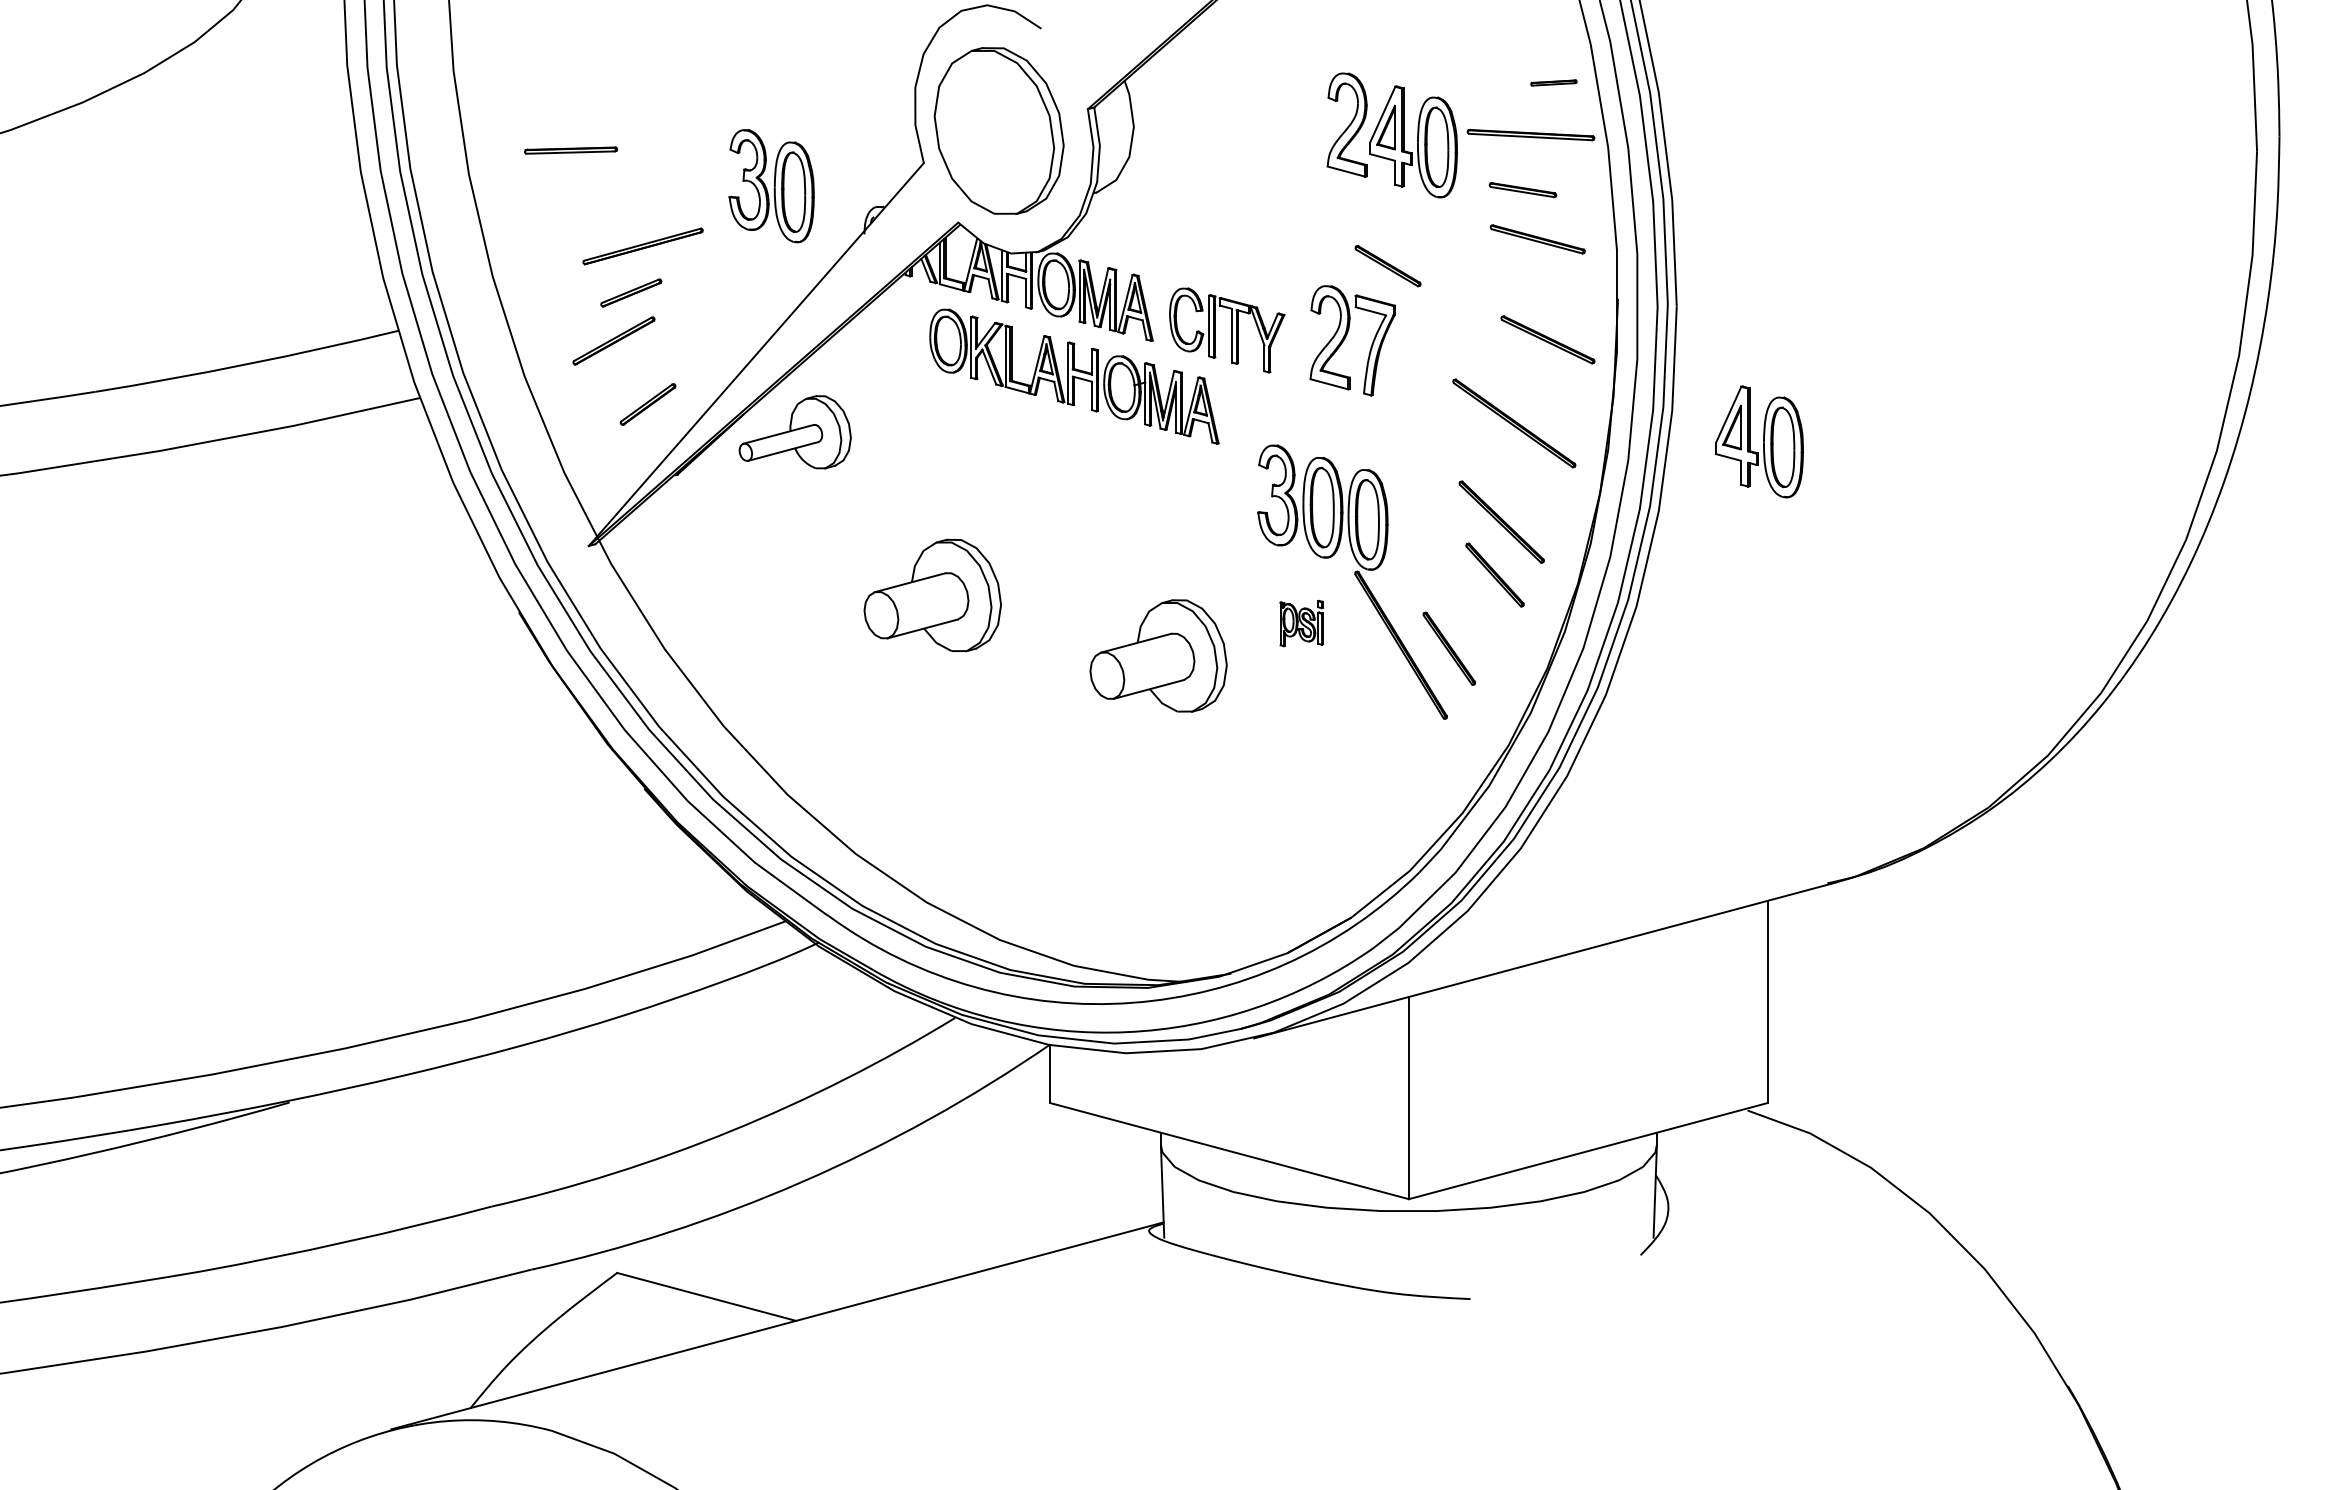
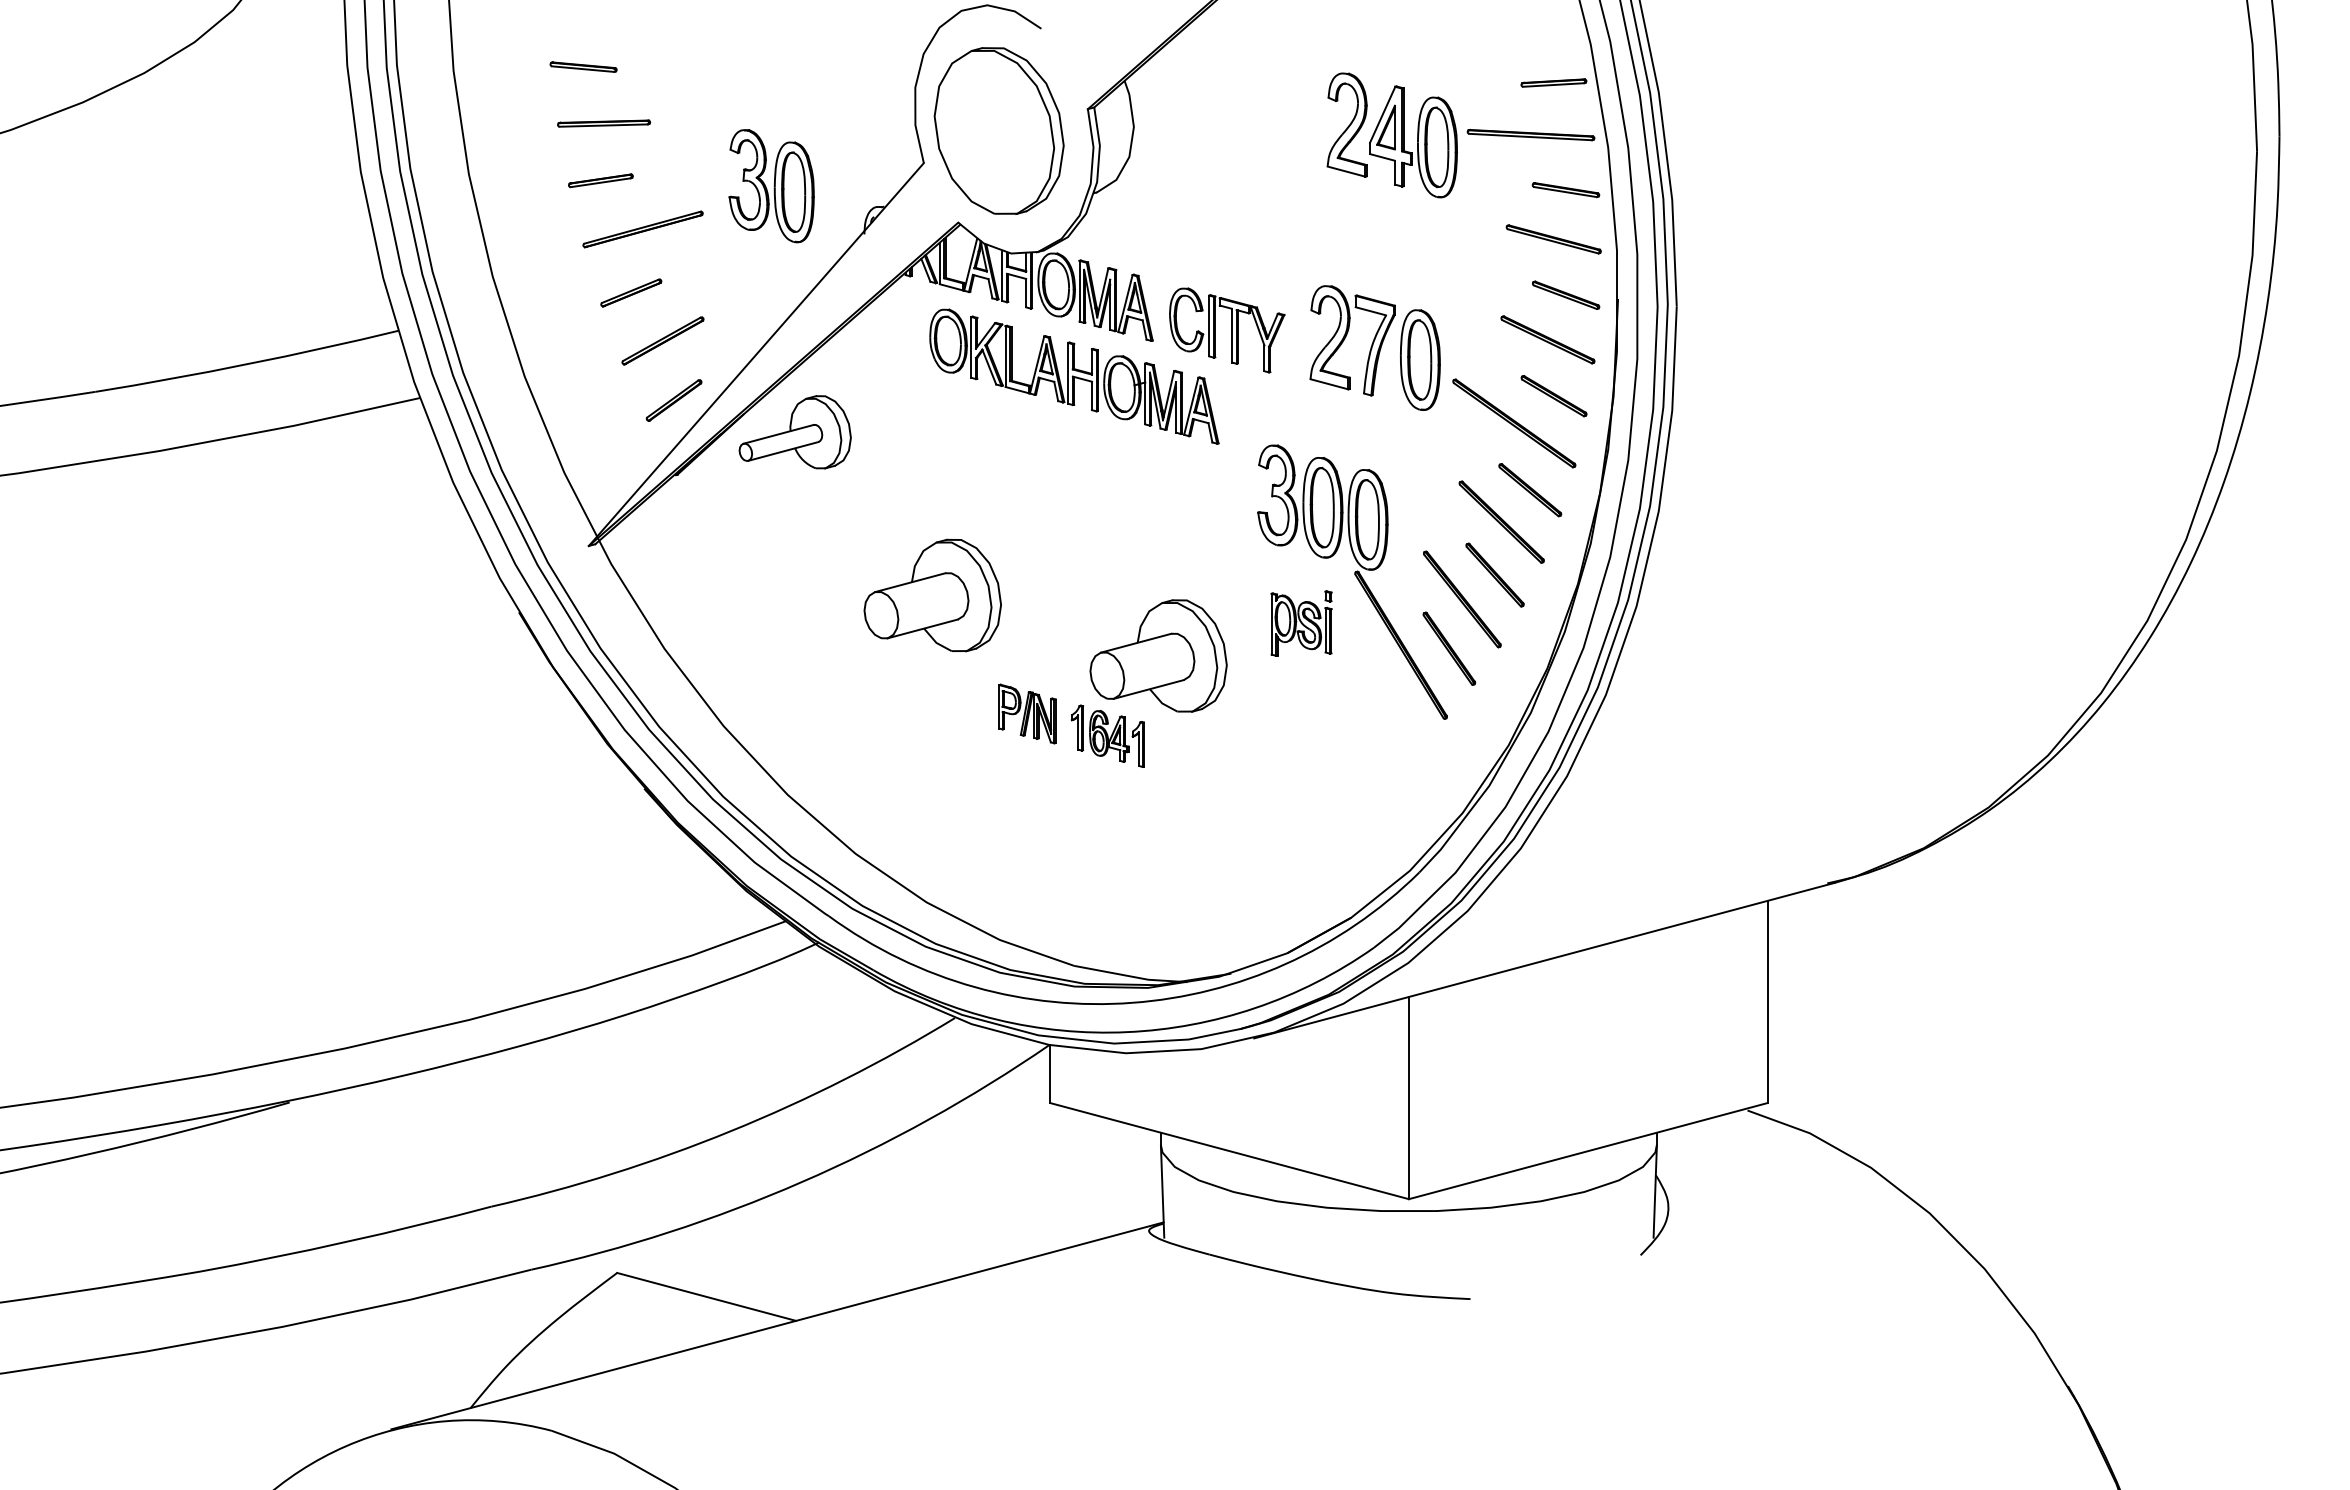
part: none -> present (583, 66)
part size: 48x8 px -> 68x10 px (1553, 82)
part position: (571, 150) -> (604, 123) (604, 123)
part: none -> present (600, 180)
part position: (1522, 190) -> (1565, 190) (1565, 190)
part position: (1537, 239) -> (1553, 239) (1553, 239)
part position: (642, 246) -> (642, 229) (642, 229)
part position: (1387, 266) -> (1553, 396) (1553, 396)
part: none -> present (1566, 294)
part position: (613, 340) -> (662, 340) (662, 340)
part: none -> present (1420, 359)
part position: (647, 404) -> (673, 400) (673, 400)
part: present -> none (1759, 441)
part: none -> present (1530, 490)
part: none -> present (1462, 599)
part size: 45x48 px -> 63x67 px (1301, 623)
part: none -> present (1027, 713)
part: none -> present (1107, 735)
